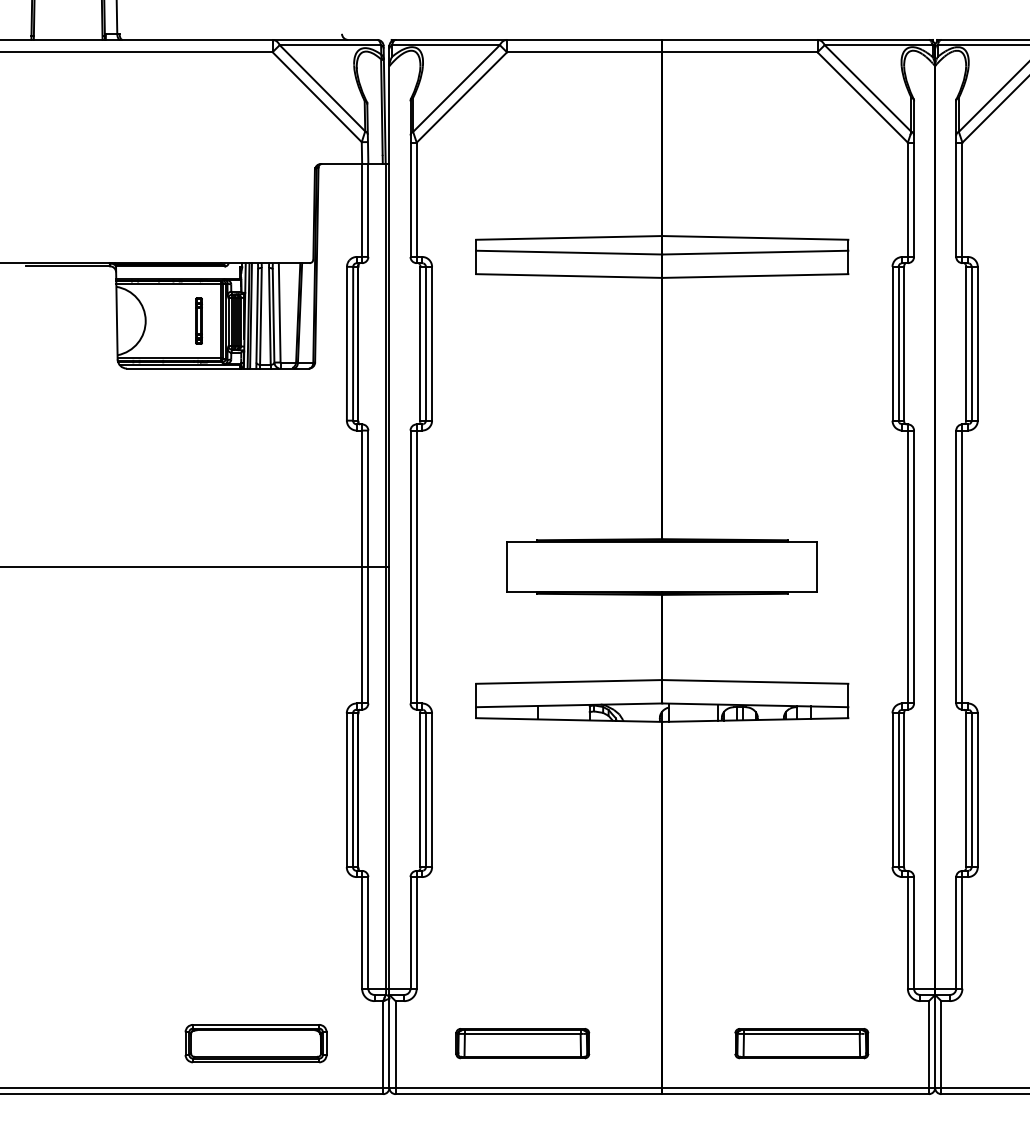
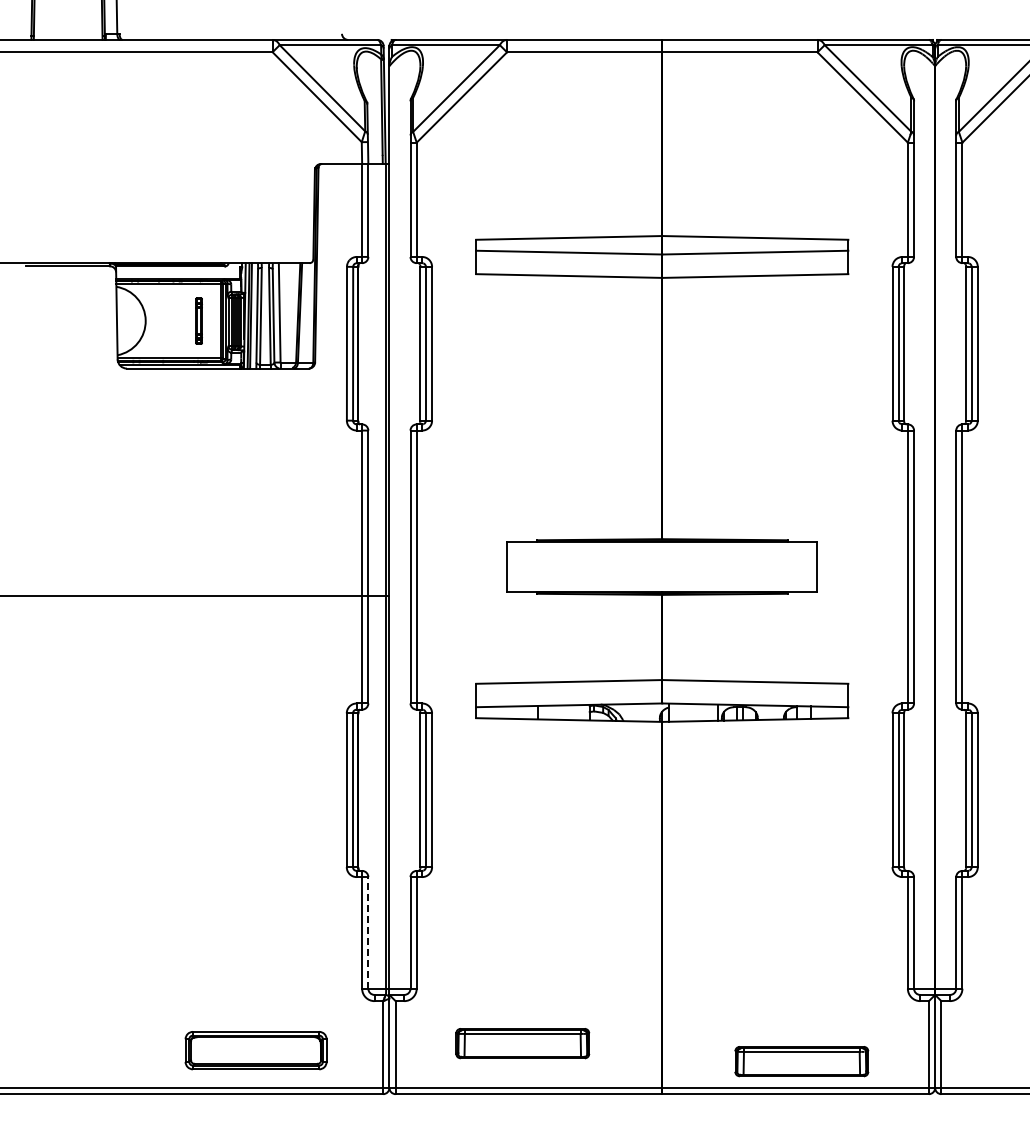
line position: (195, 567) -> (195, 596) (195, 596)
line: solid -> dashed (368, 932)
part position: (255, 1043) -> (255, 1050) (255, 1050)
part position: (801, 1043) -> (801, 1061) (801, 1061)
